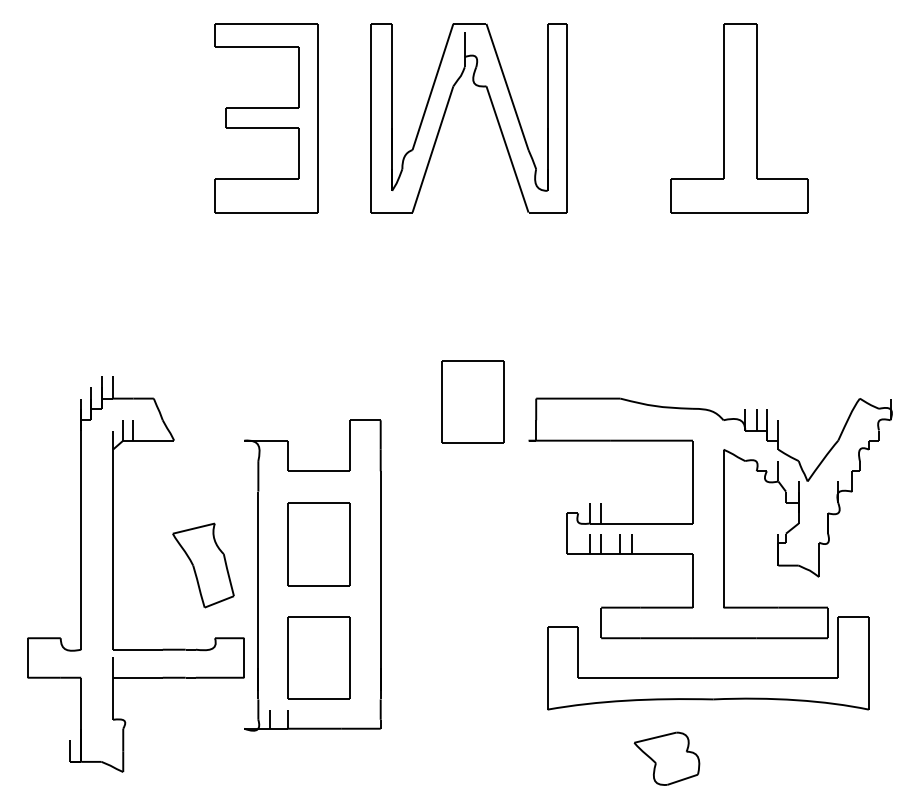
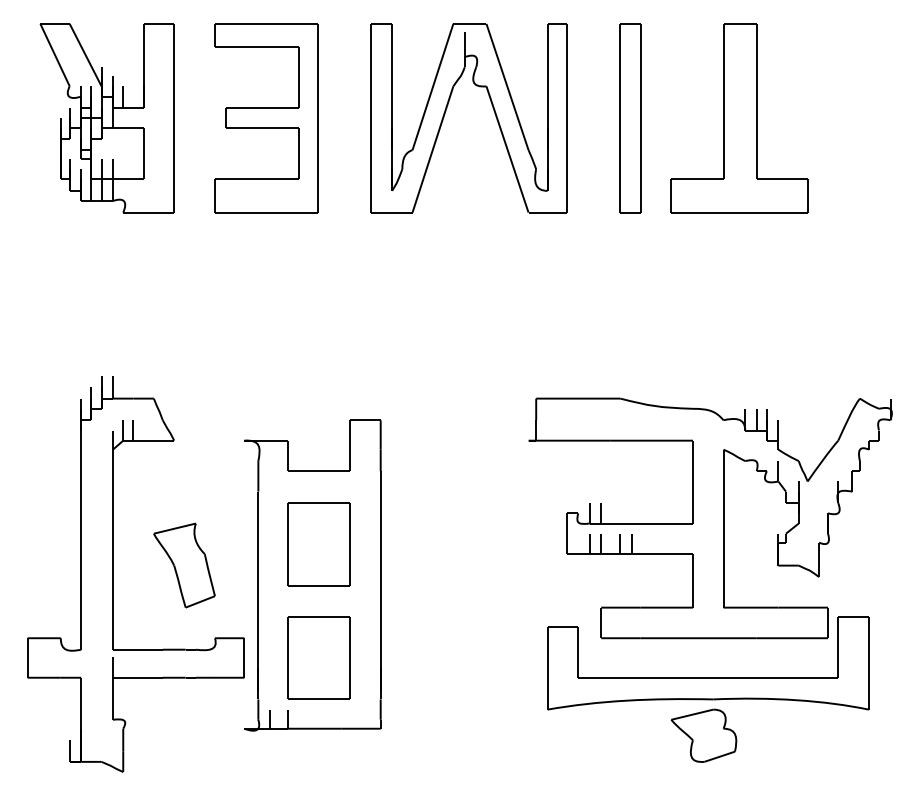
part: none -> present (106, 118)
part: none -> present (630, 118)
part: present -> none (472, 401)
part position: (203, 565) -> (184, 565) (184, 565)
part position: (666, 758) -> (703, 735) (703, 735)
